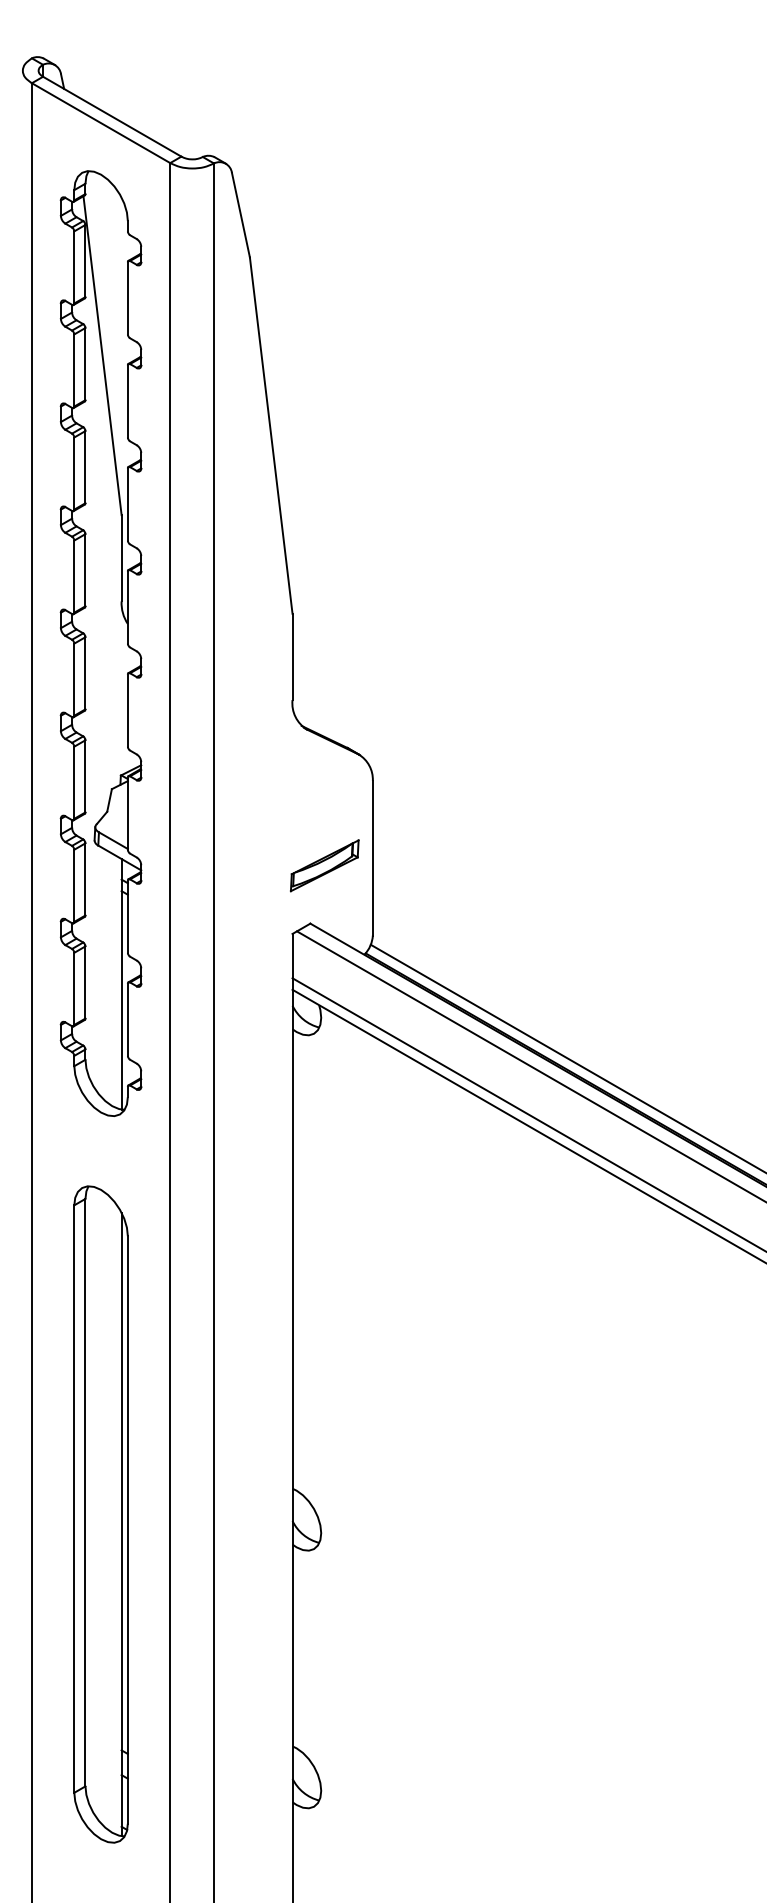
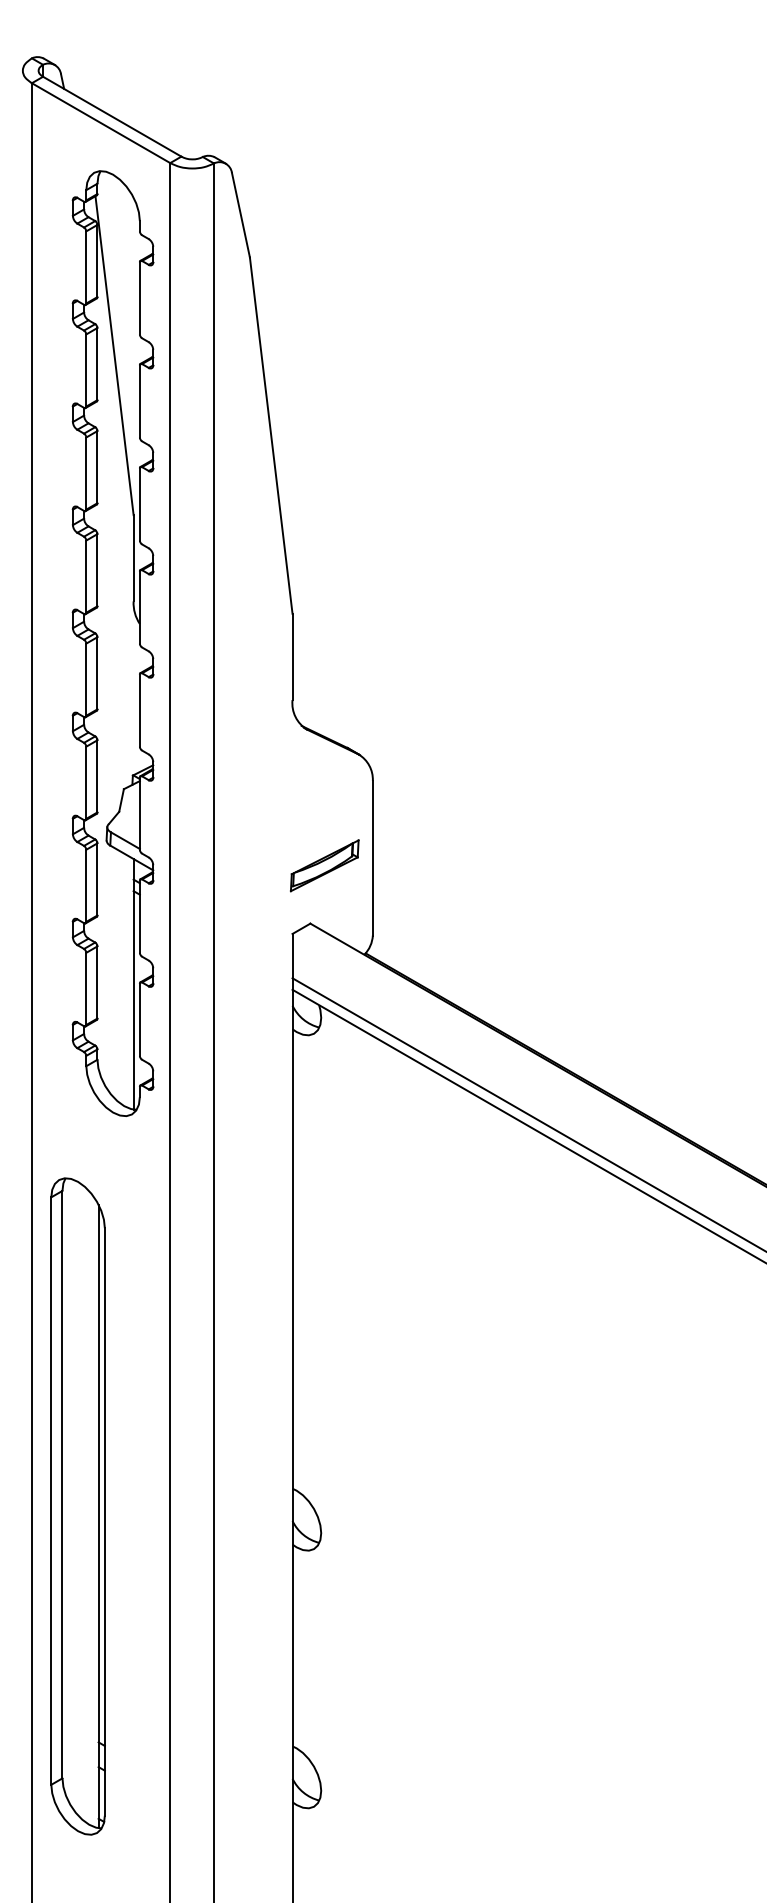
part position: (100, 643) -> (112, 643) (112, 643)
line: present -> none (566, 1057)
line: present -> none (530, 1065)
part position: (100, 1514) -> (77, 1506) (77, 1506)
